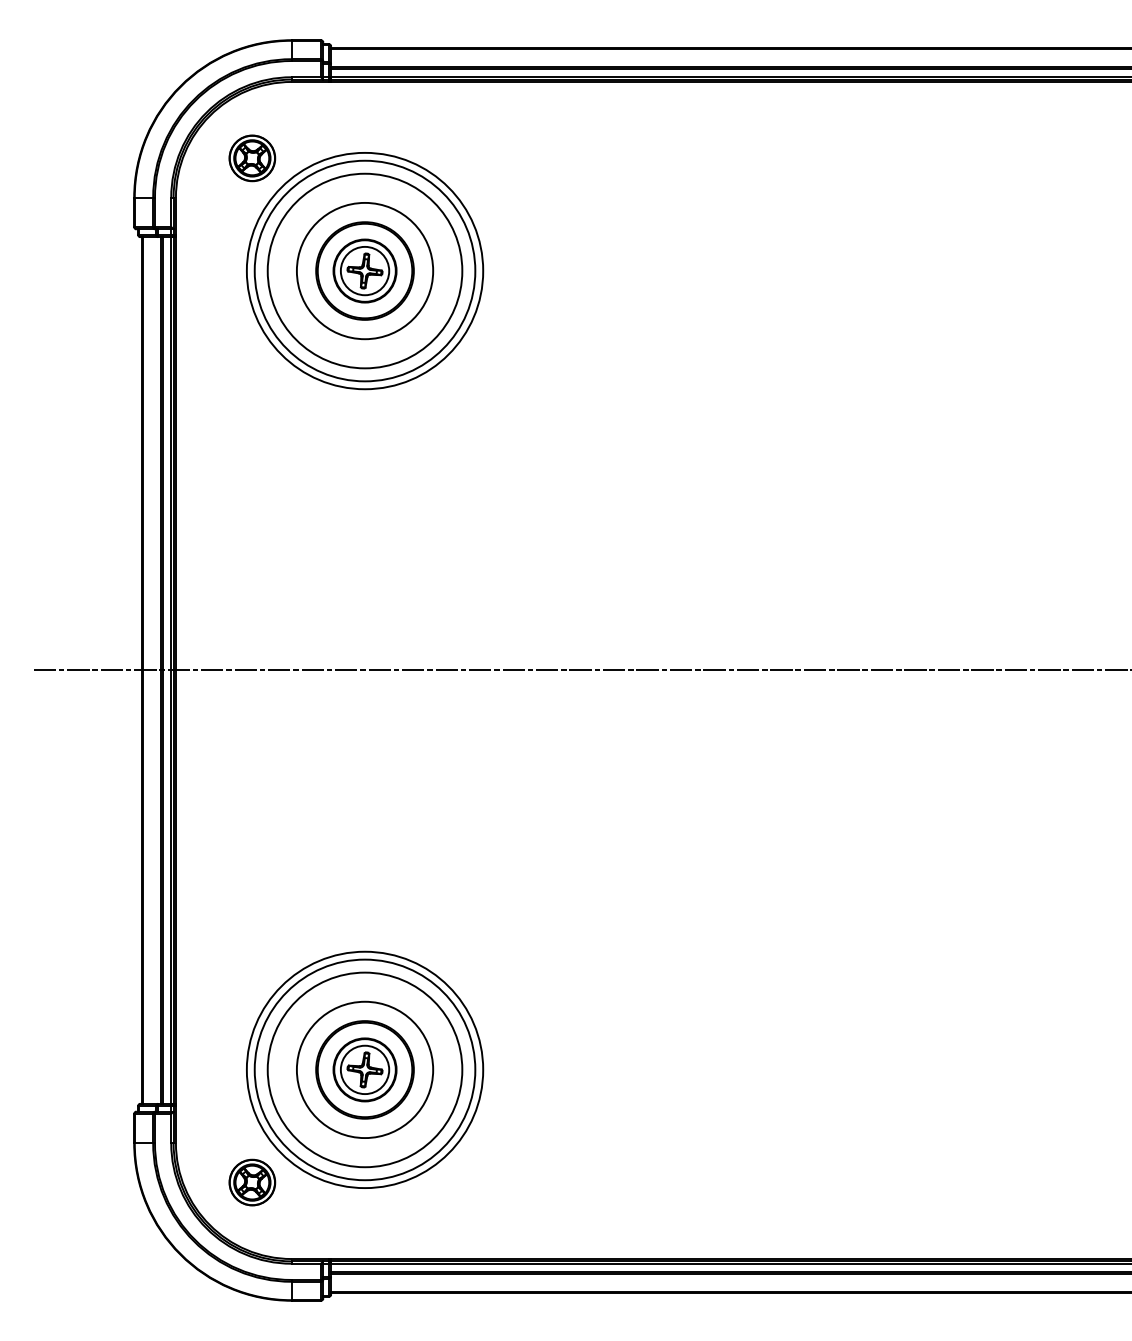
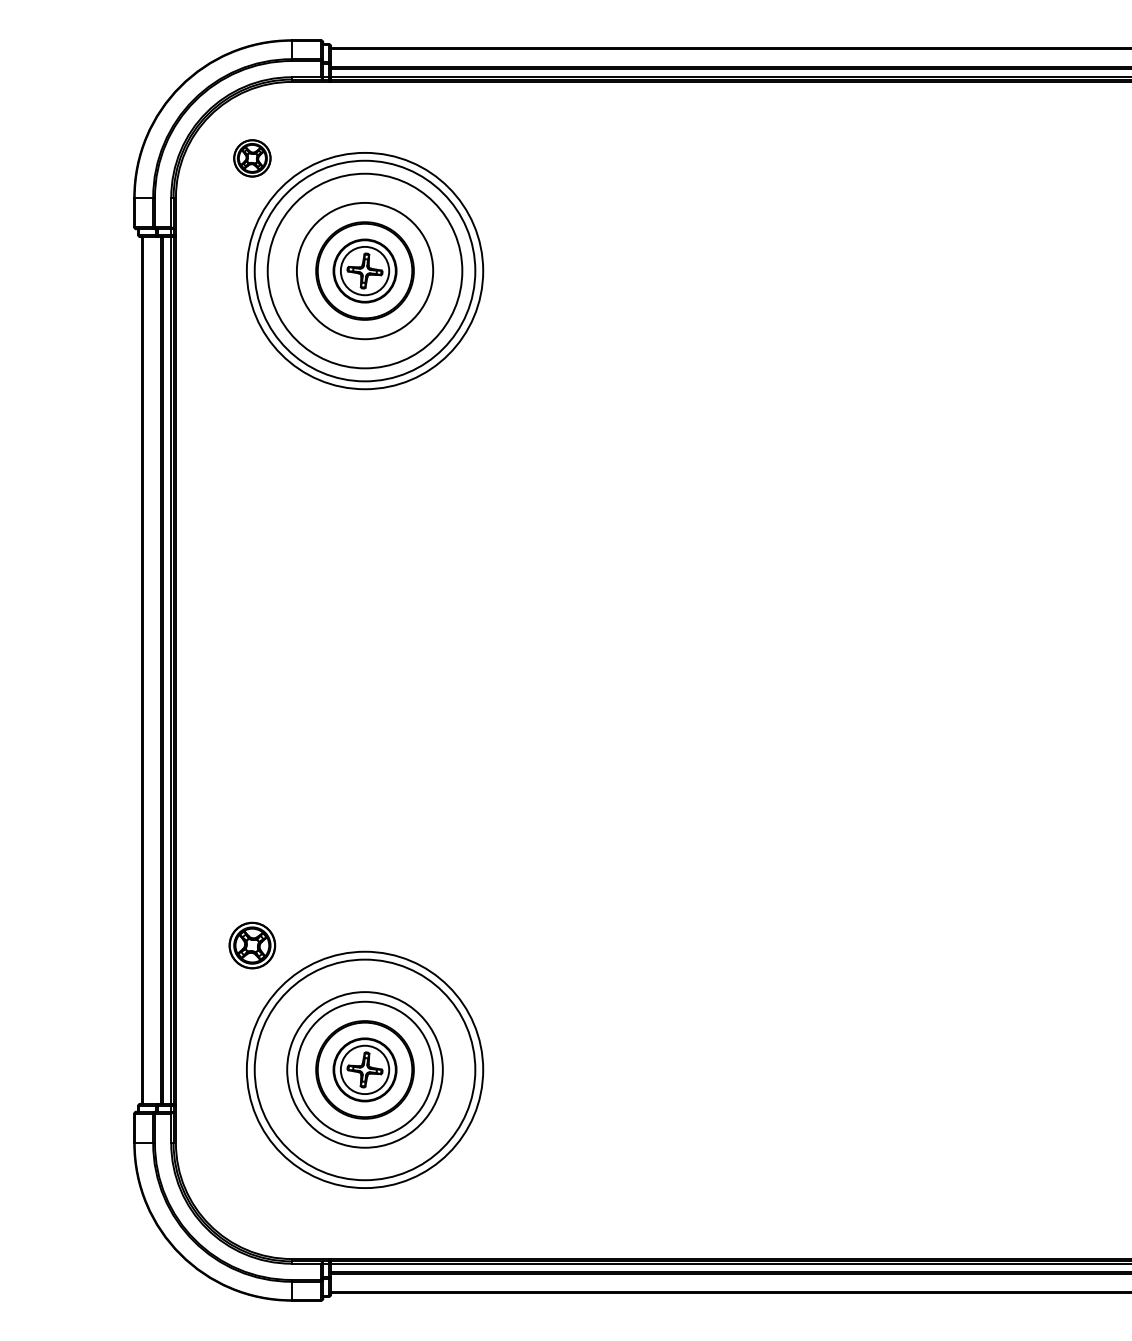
part size: 49x49 px -> 39x39 px (252, 158)
line: present -> none (580, 670)
circle diameter: 195 px -> 156 px (364, 1069)
part position: (252, 1182) -> (252, 945) (252, 945)
